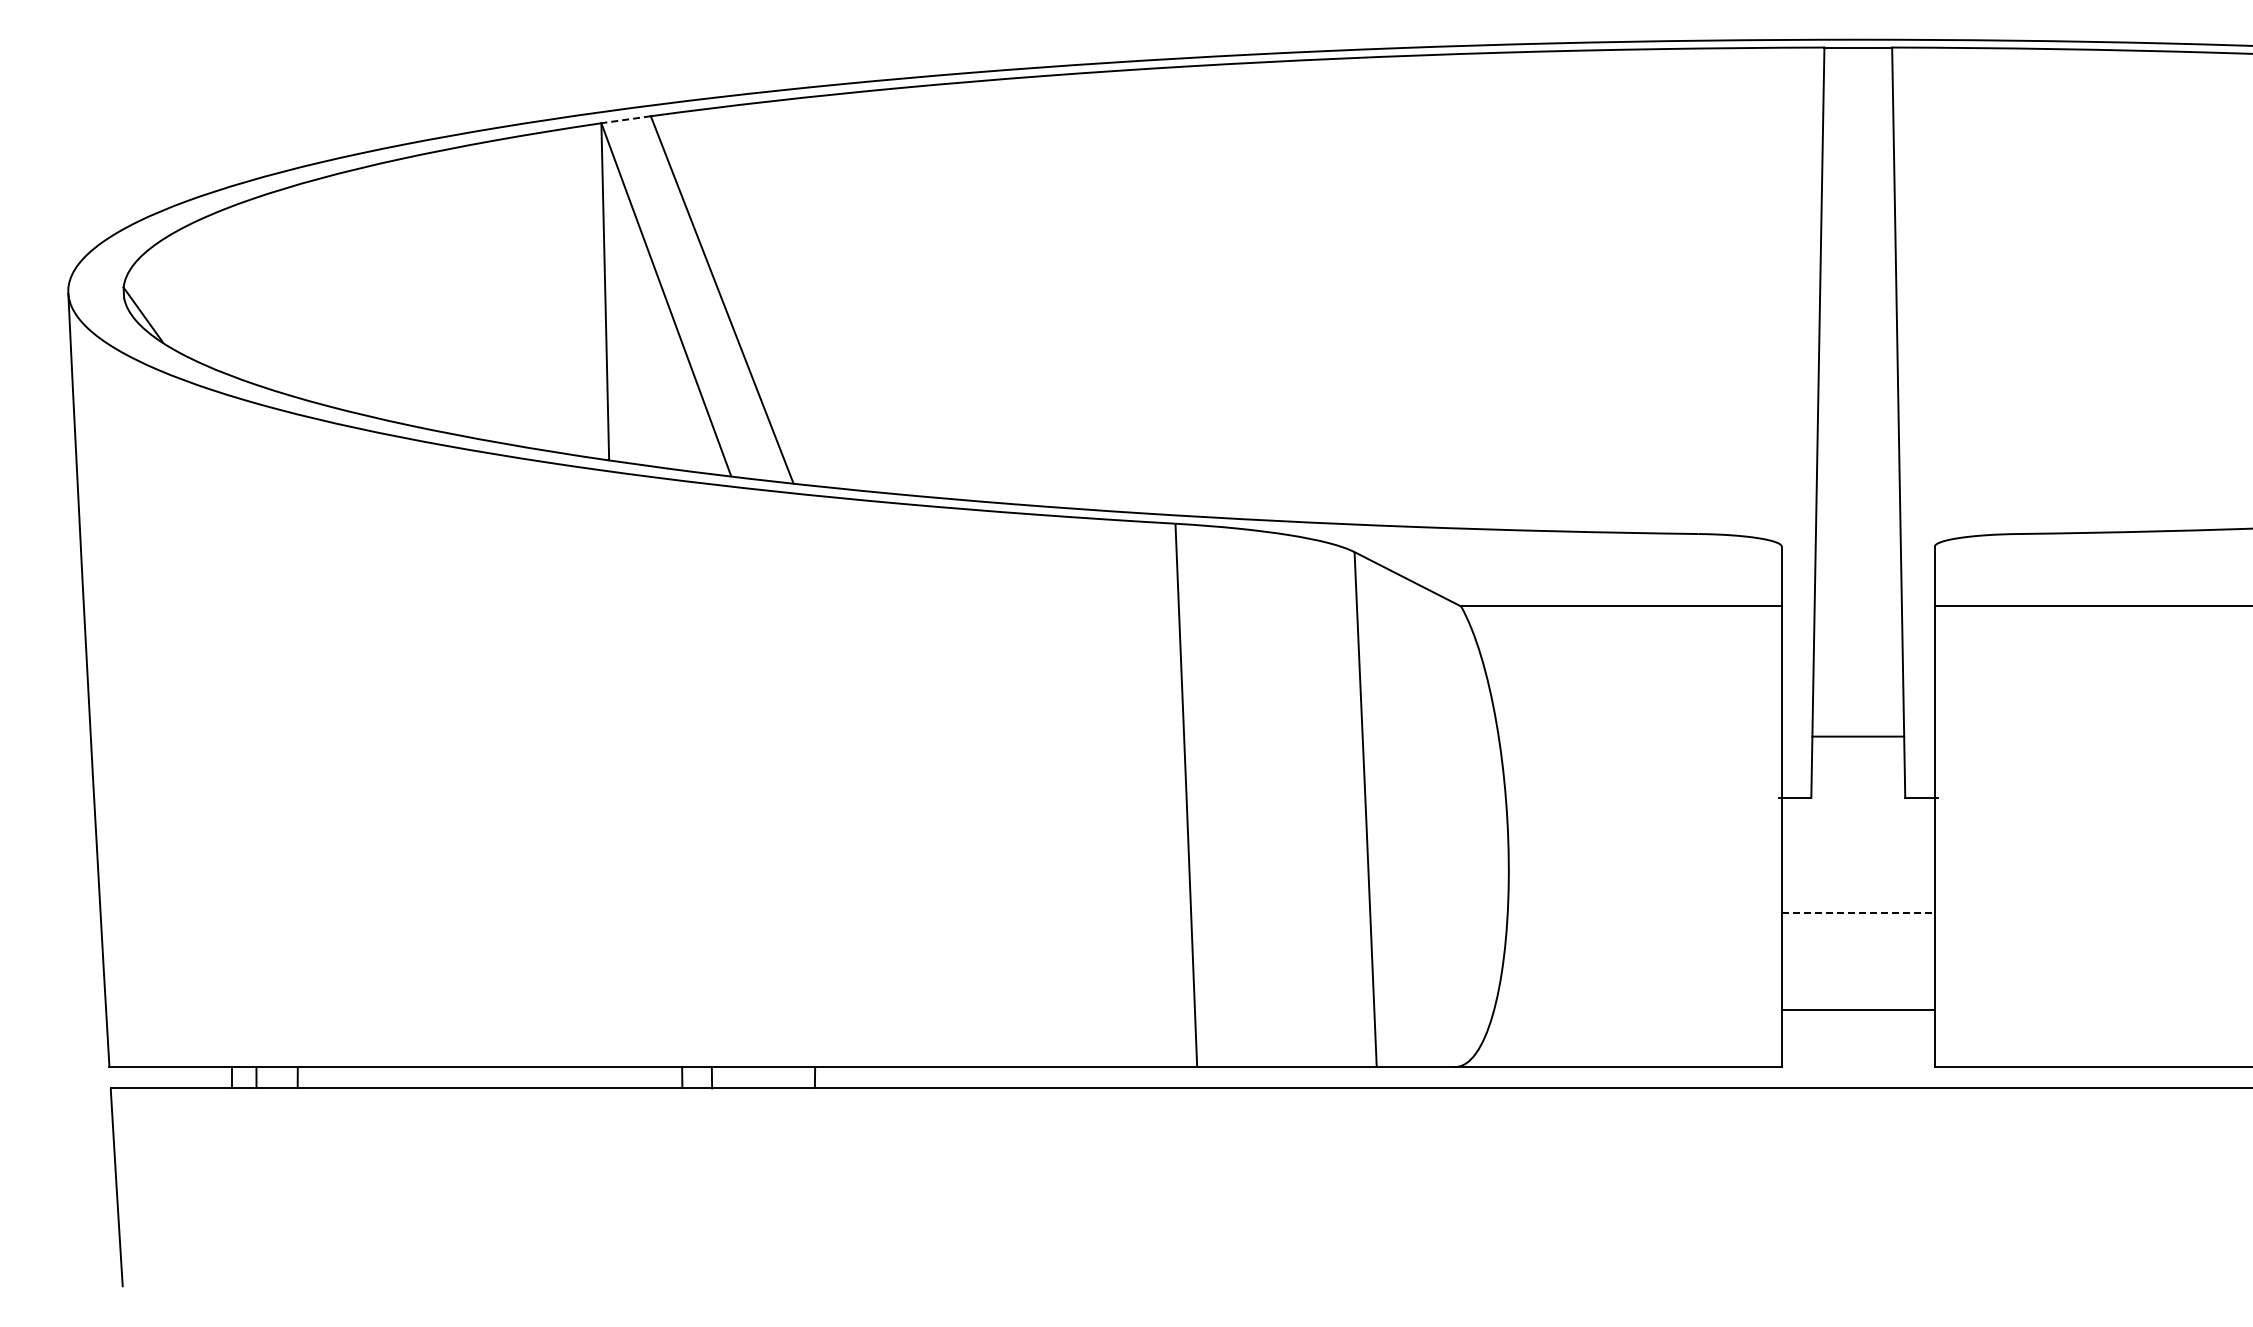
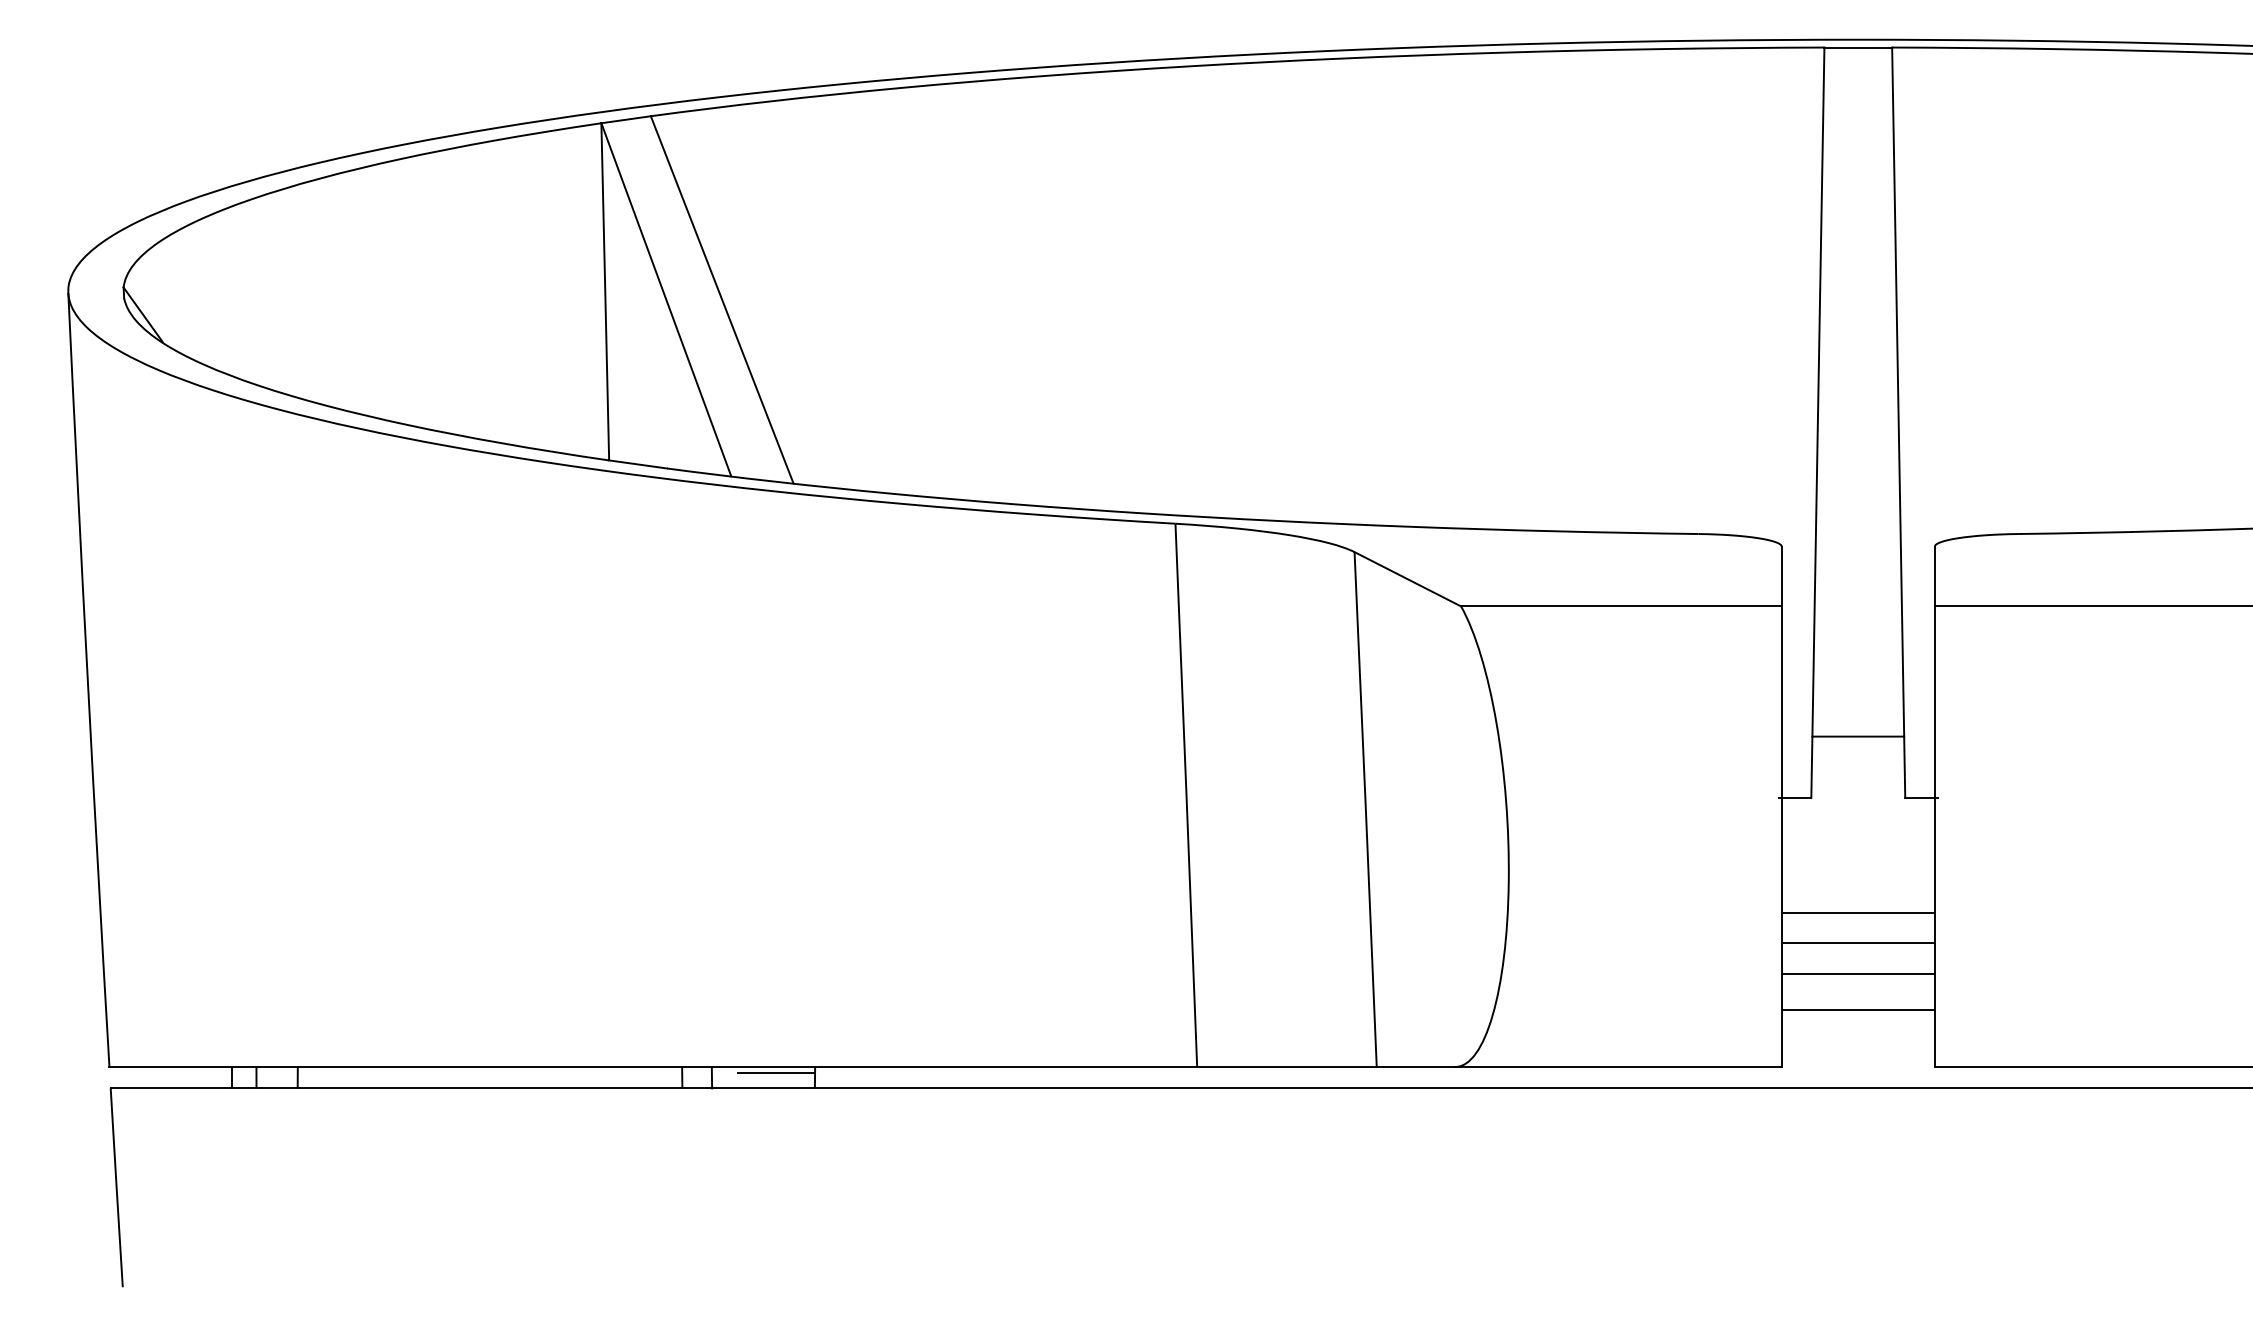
line: dashed -> solid (626, 119)
line: dashed -> solid (1858, 912)
line: none -> present (1857, 943)
line: none -> present (1857, 973)
line: none -> present (776, 1073)
